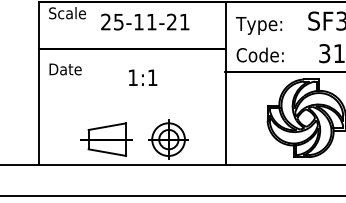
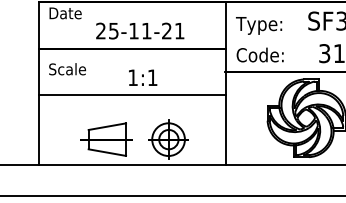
text: Scale -> Date (67, 13)
text position: (145, 21) -> (140, 30) (140, 30)
text: Date -> Scale (67, 69)
line: none -> present (132, 95)
